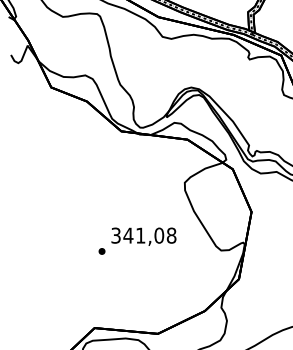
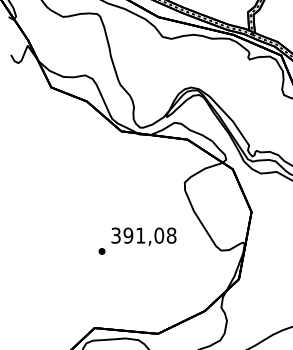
text: 341,08 -> 391,08 (128, 235)
